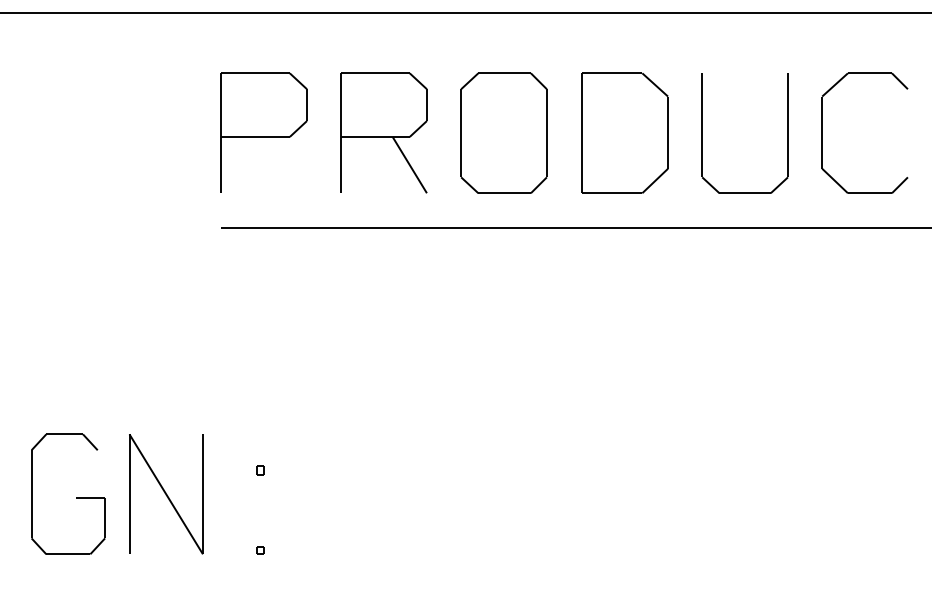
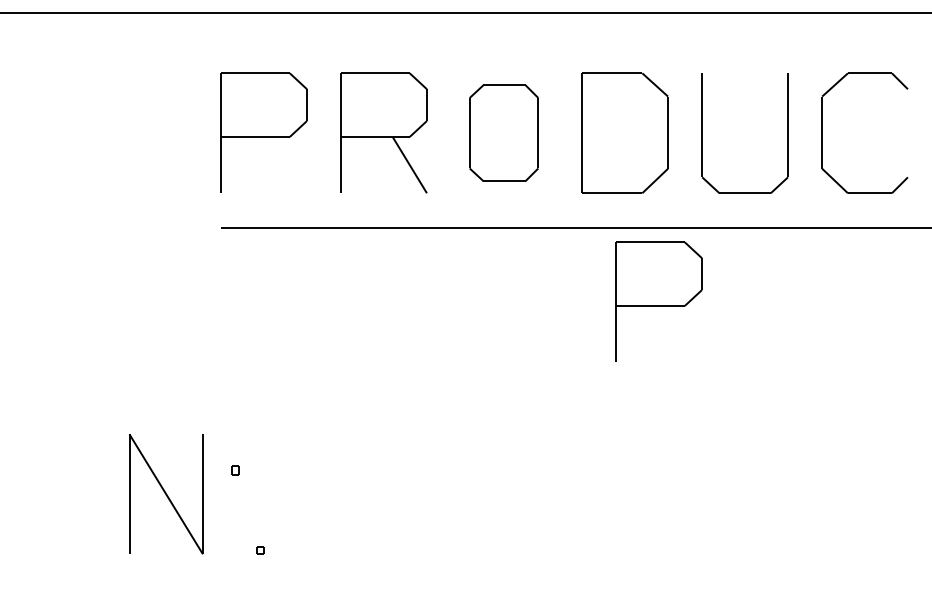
part size: 88x122 px -> 70x98 px (503, 132)
part: none -> present (658, 301)
part position: (260, 470) -> (235, 470) (235, 470)
part: present -> none (76, 497)
